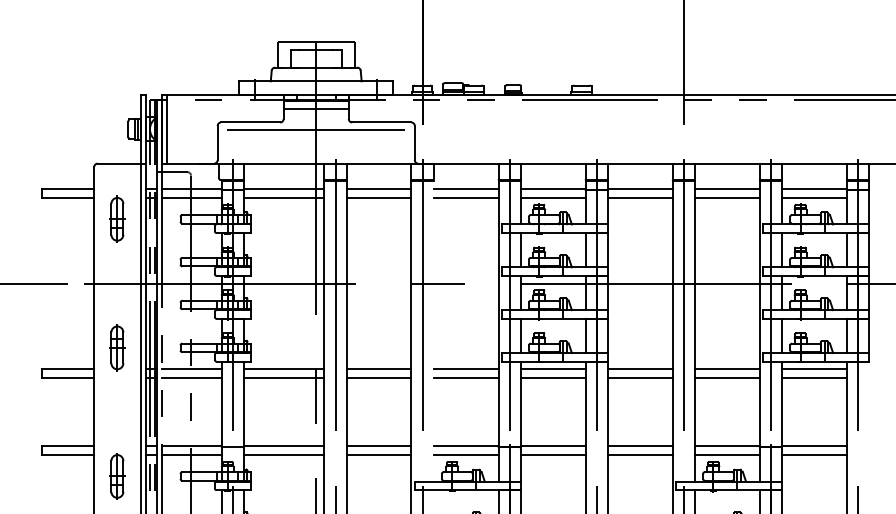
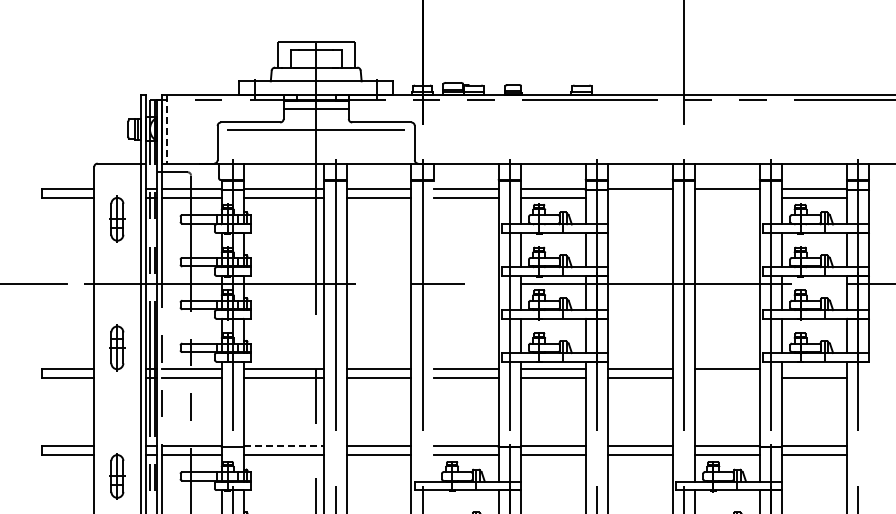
line: solid -> dashed (167, 129)
line: present -> none (639, 197)
line: present -> none (726, 197)
line: present -> none (814, 369)
line: present -> none (726, 377)
line: solid -> dashed (284, 446)
